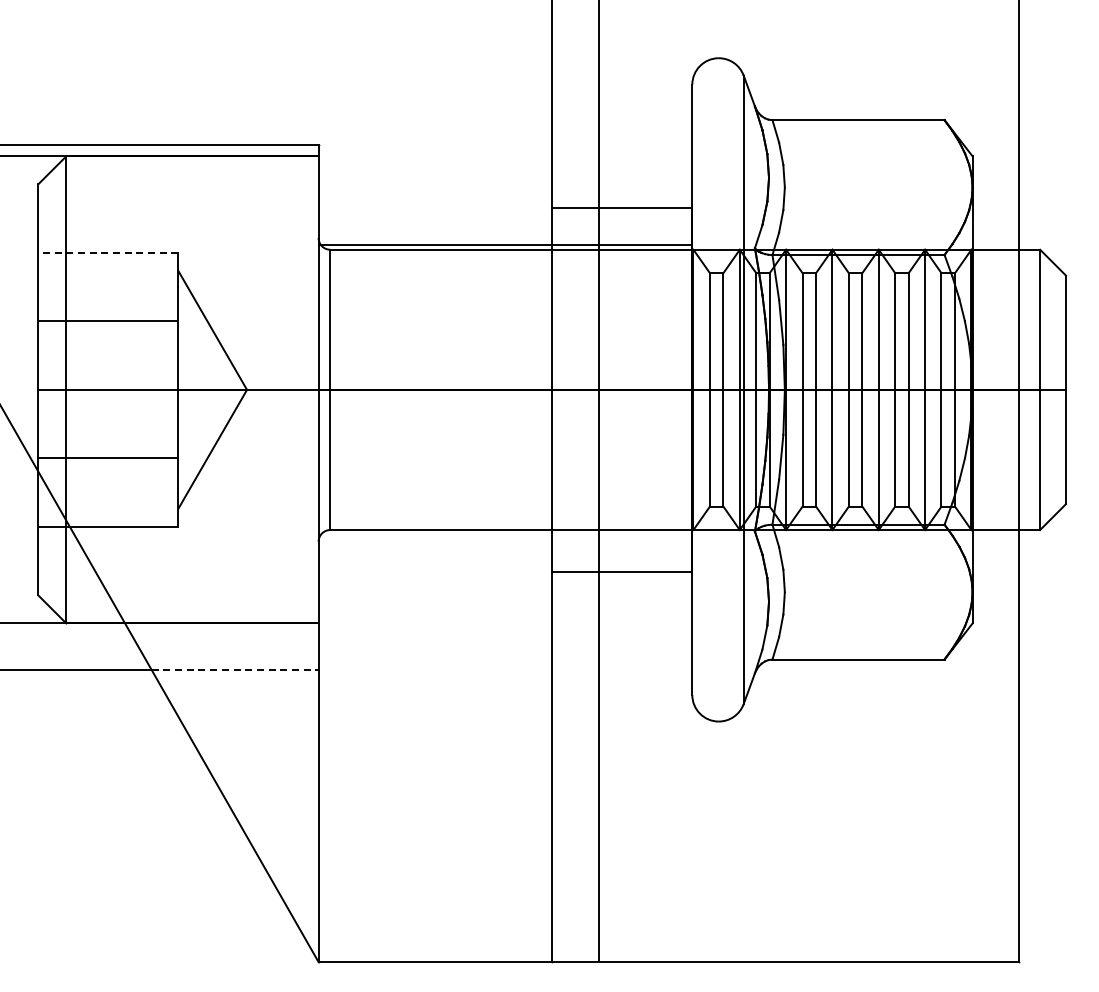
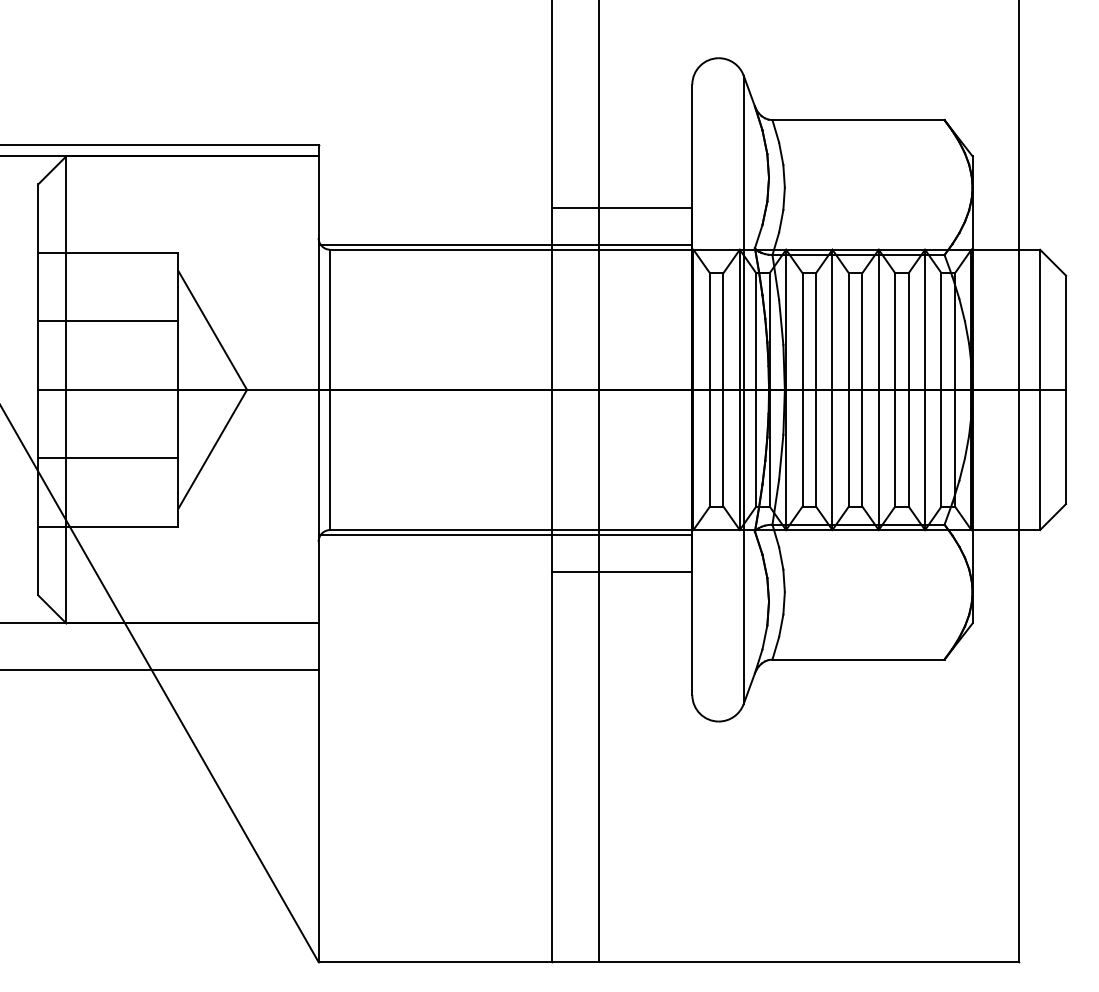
line: dashed -> solid (107, 252)
line: none -> present (505, 534)
line: dashed -> solid (235, 670)
